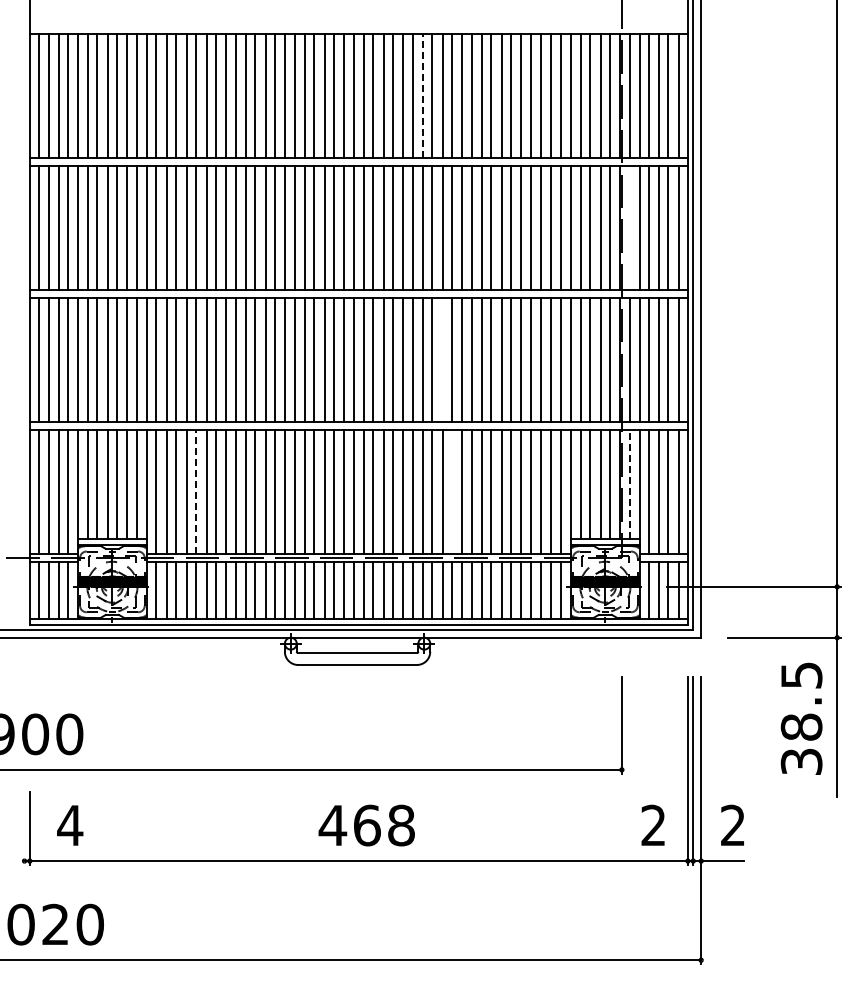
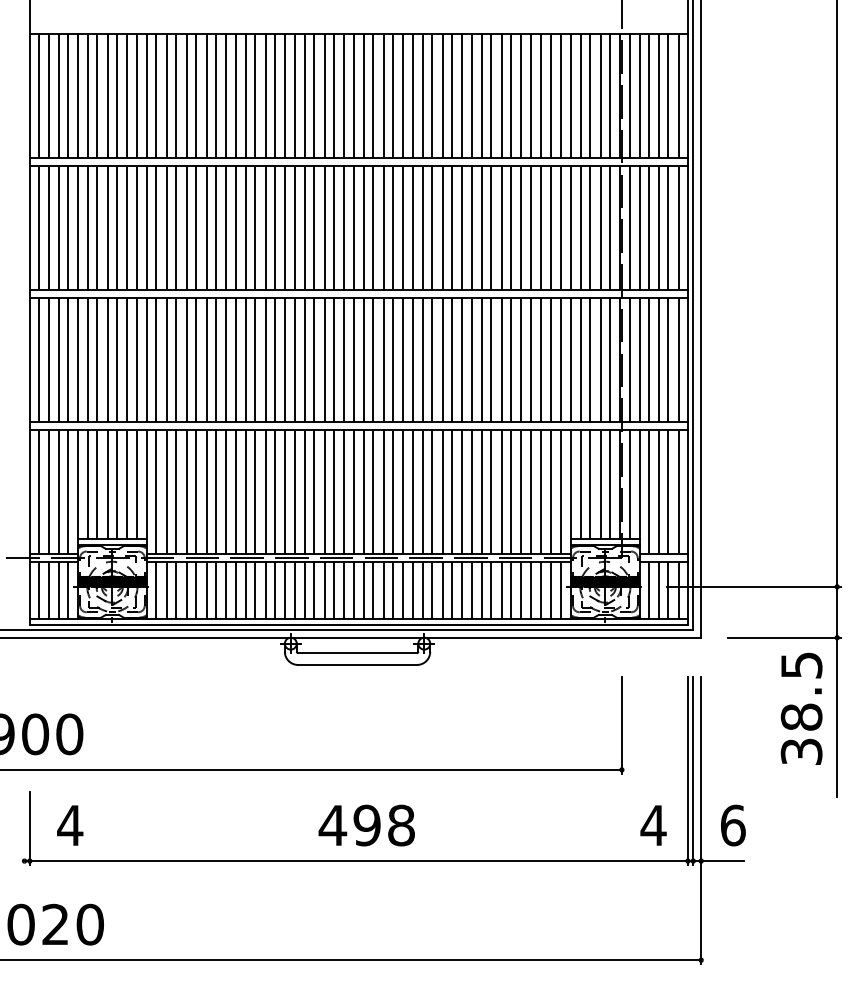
line: dashed -> solid (423, 95)
line: none -> present (629, 227)
line: none -> present (442, 360)
line: dashed -> solid (629, 484)
line: dashed -> solid (196, 491)
line: none -> present (451, 492)
text position: (801, 718) -> (801, 708) (801, 708)
text: 2 -> 4 (653, 824)
text: 468 -> 498 (366, 825)
text: 2 -> 6 (733, 825)
